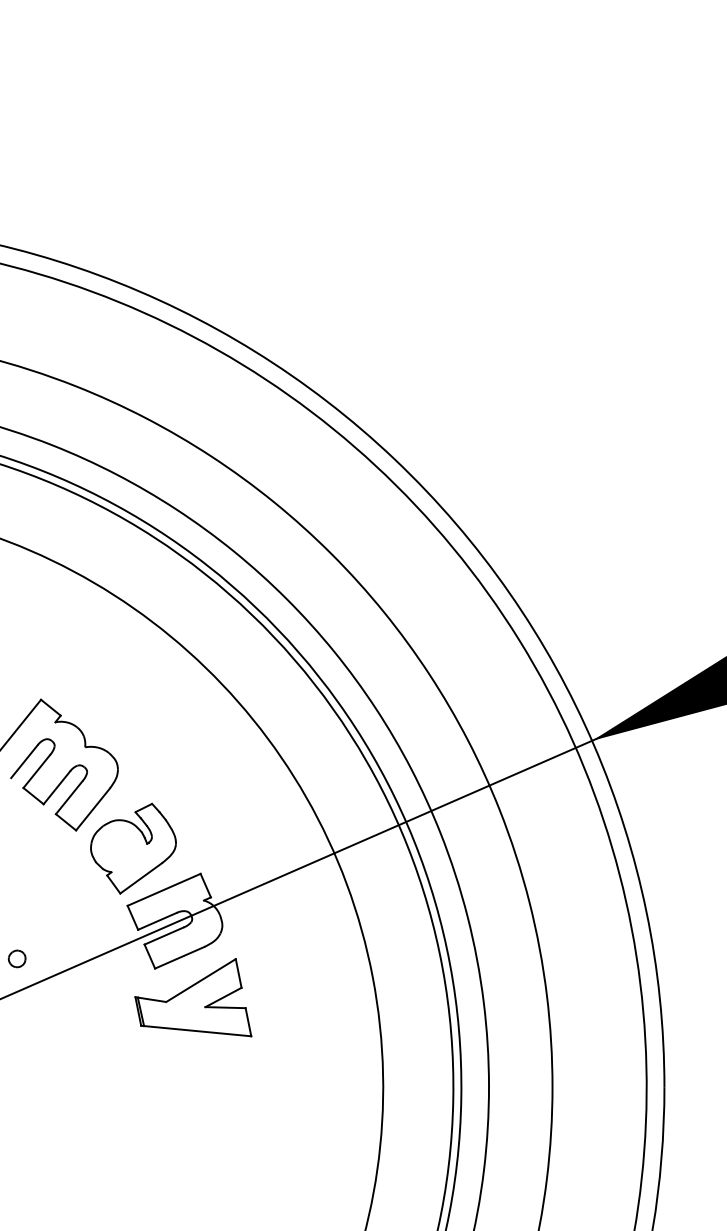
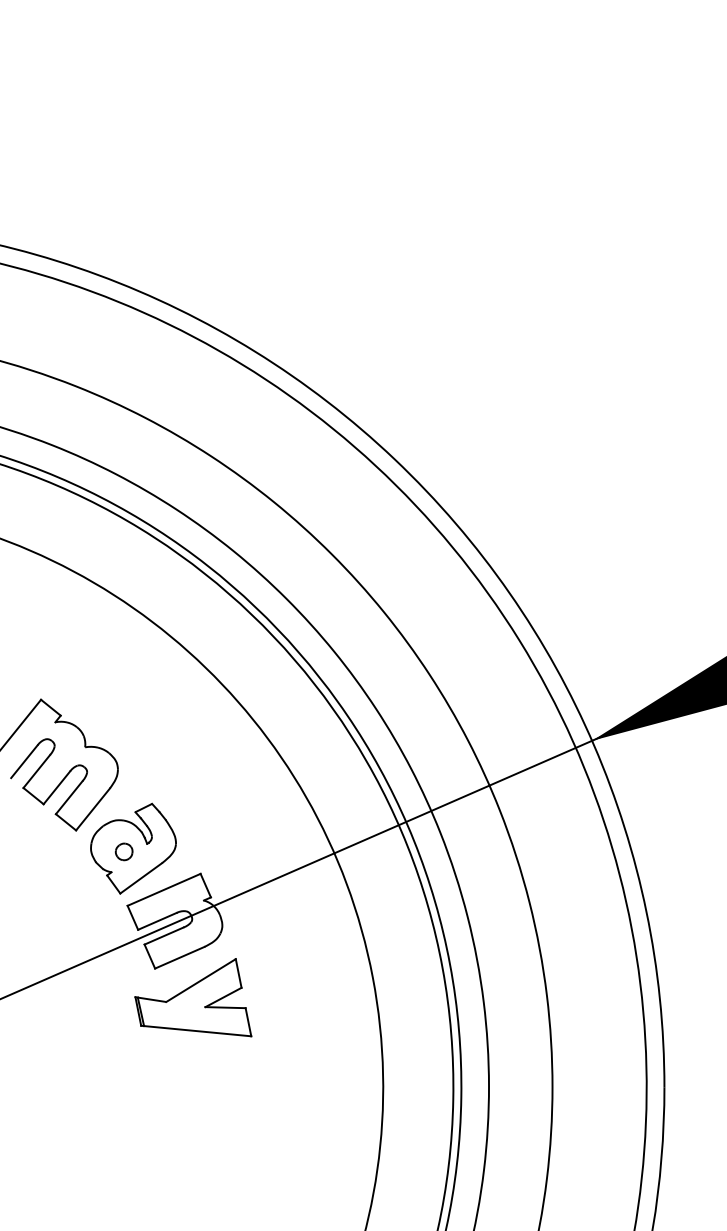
part position: (16, 958) -> (123, 851) (123, 851)
